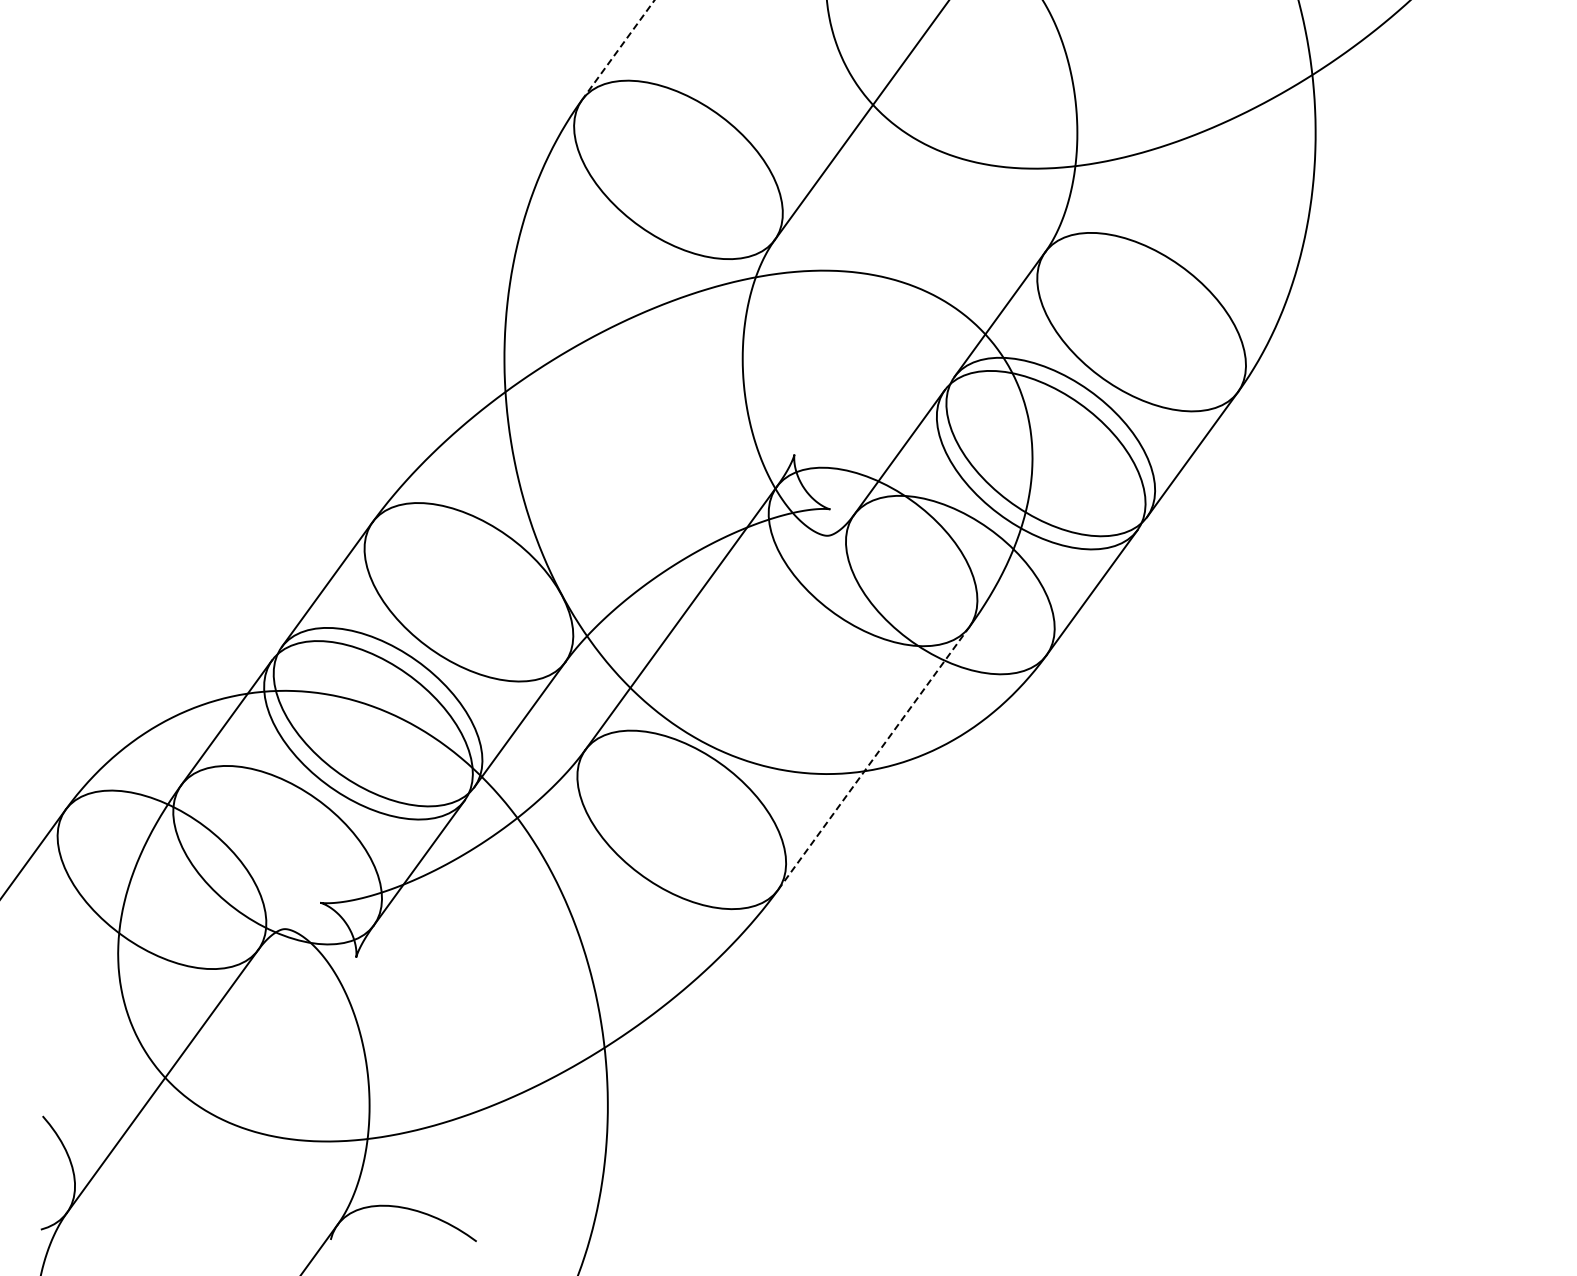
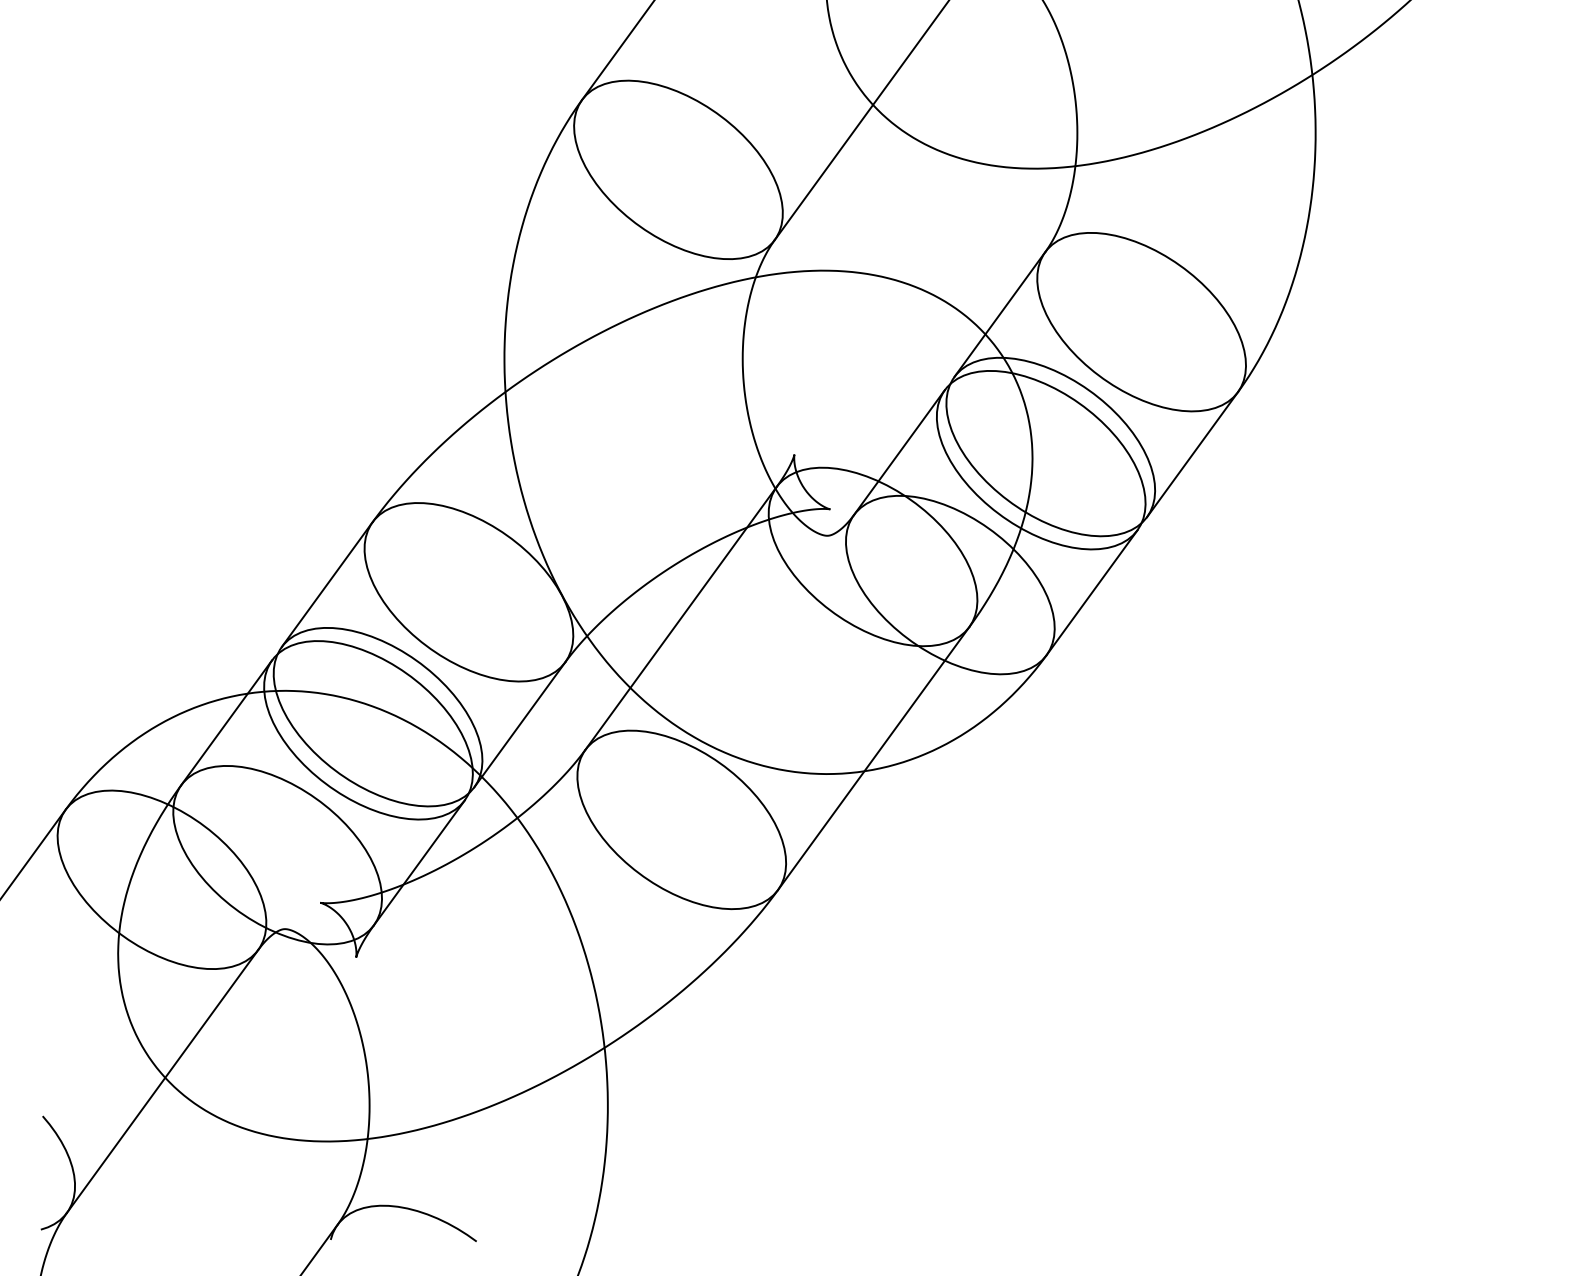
line: dashed -> solid (617, 50)
line: dashed -> solid (873, 758)
